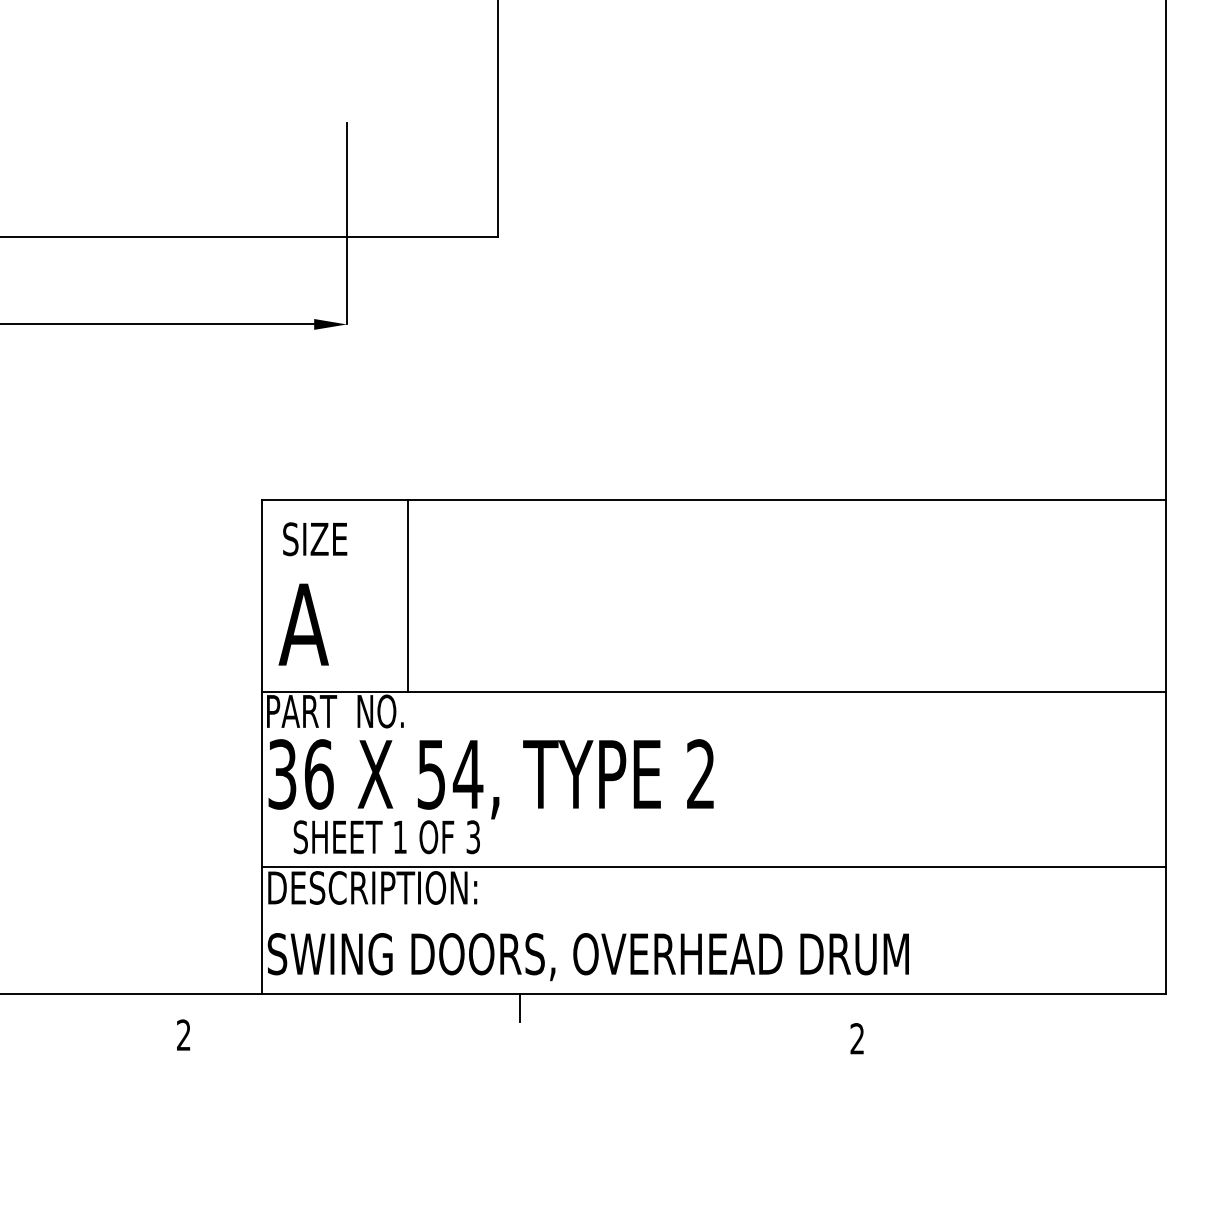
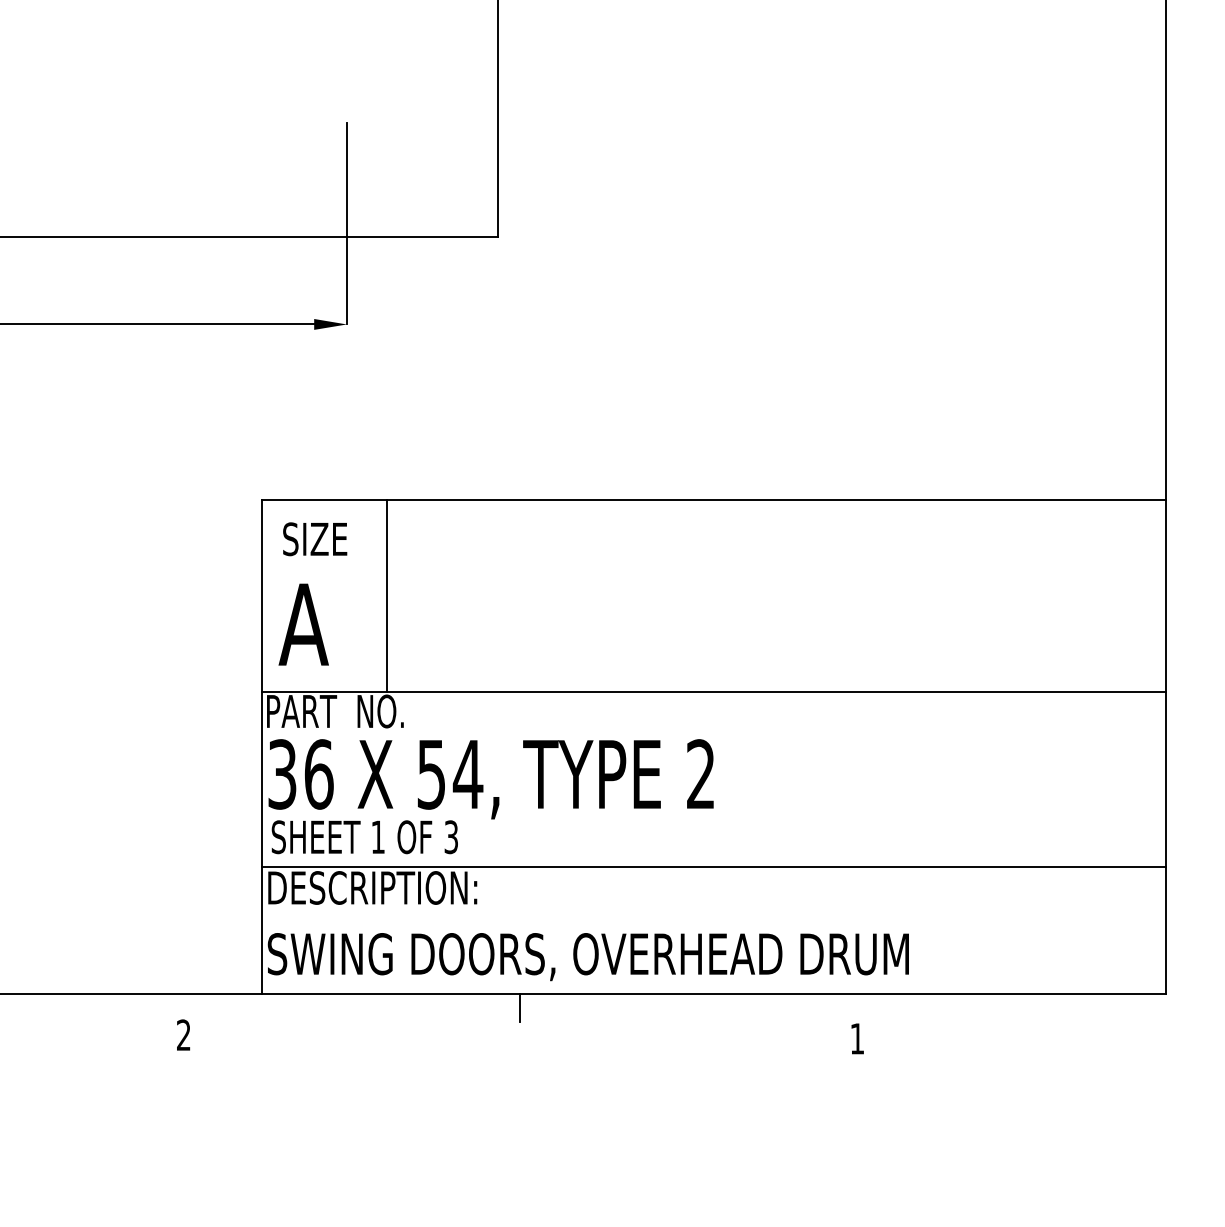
line position: (407, 595) -> (386, 595) (386, 595)
text position: (386, 837) -> (364, 837) (364, 837)
text: 2 -> 1 (856, 1038)
